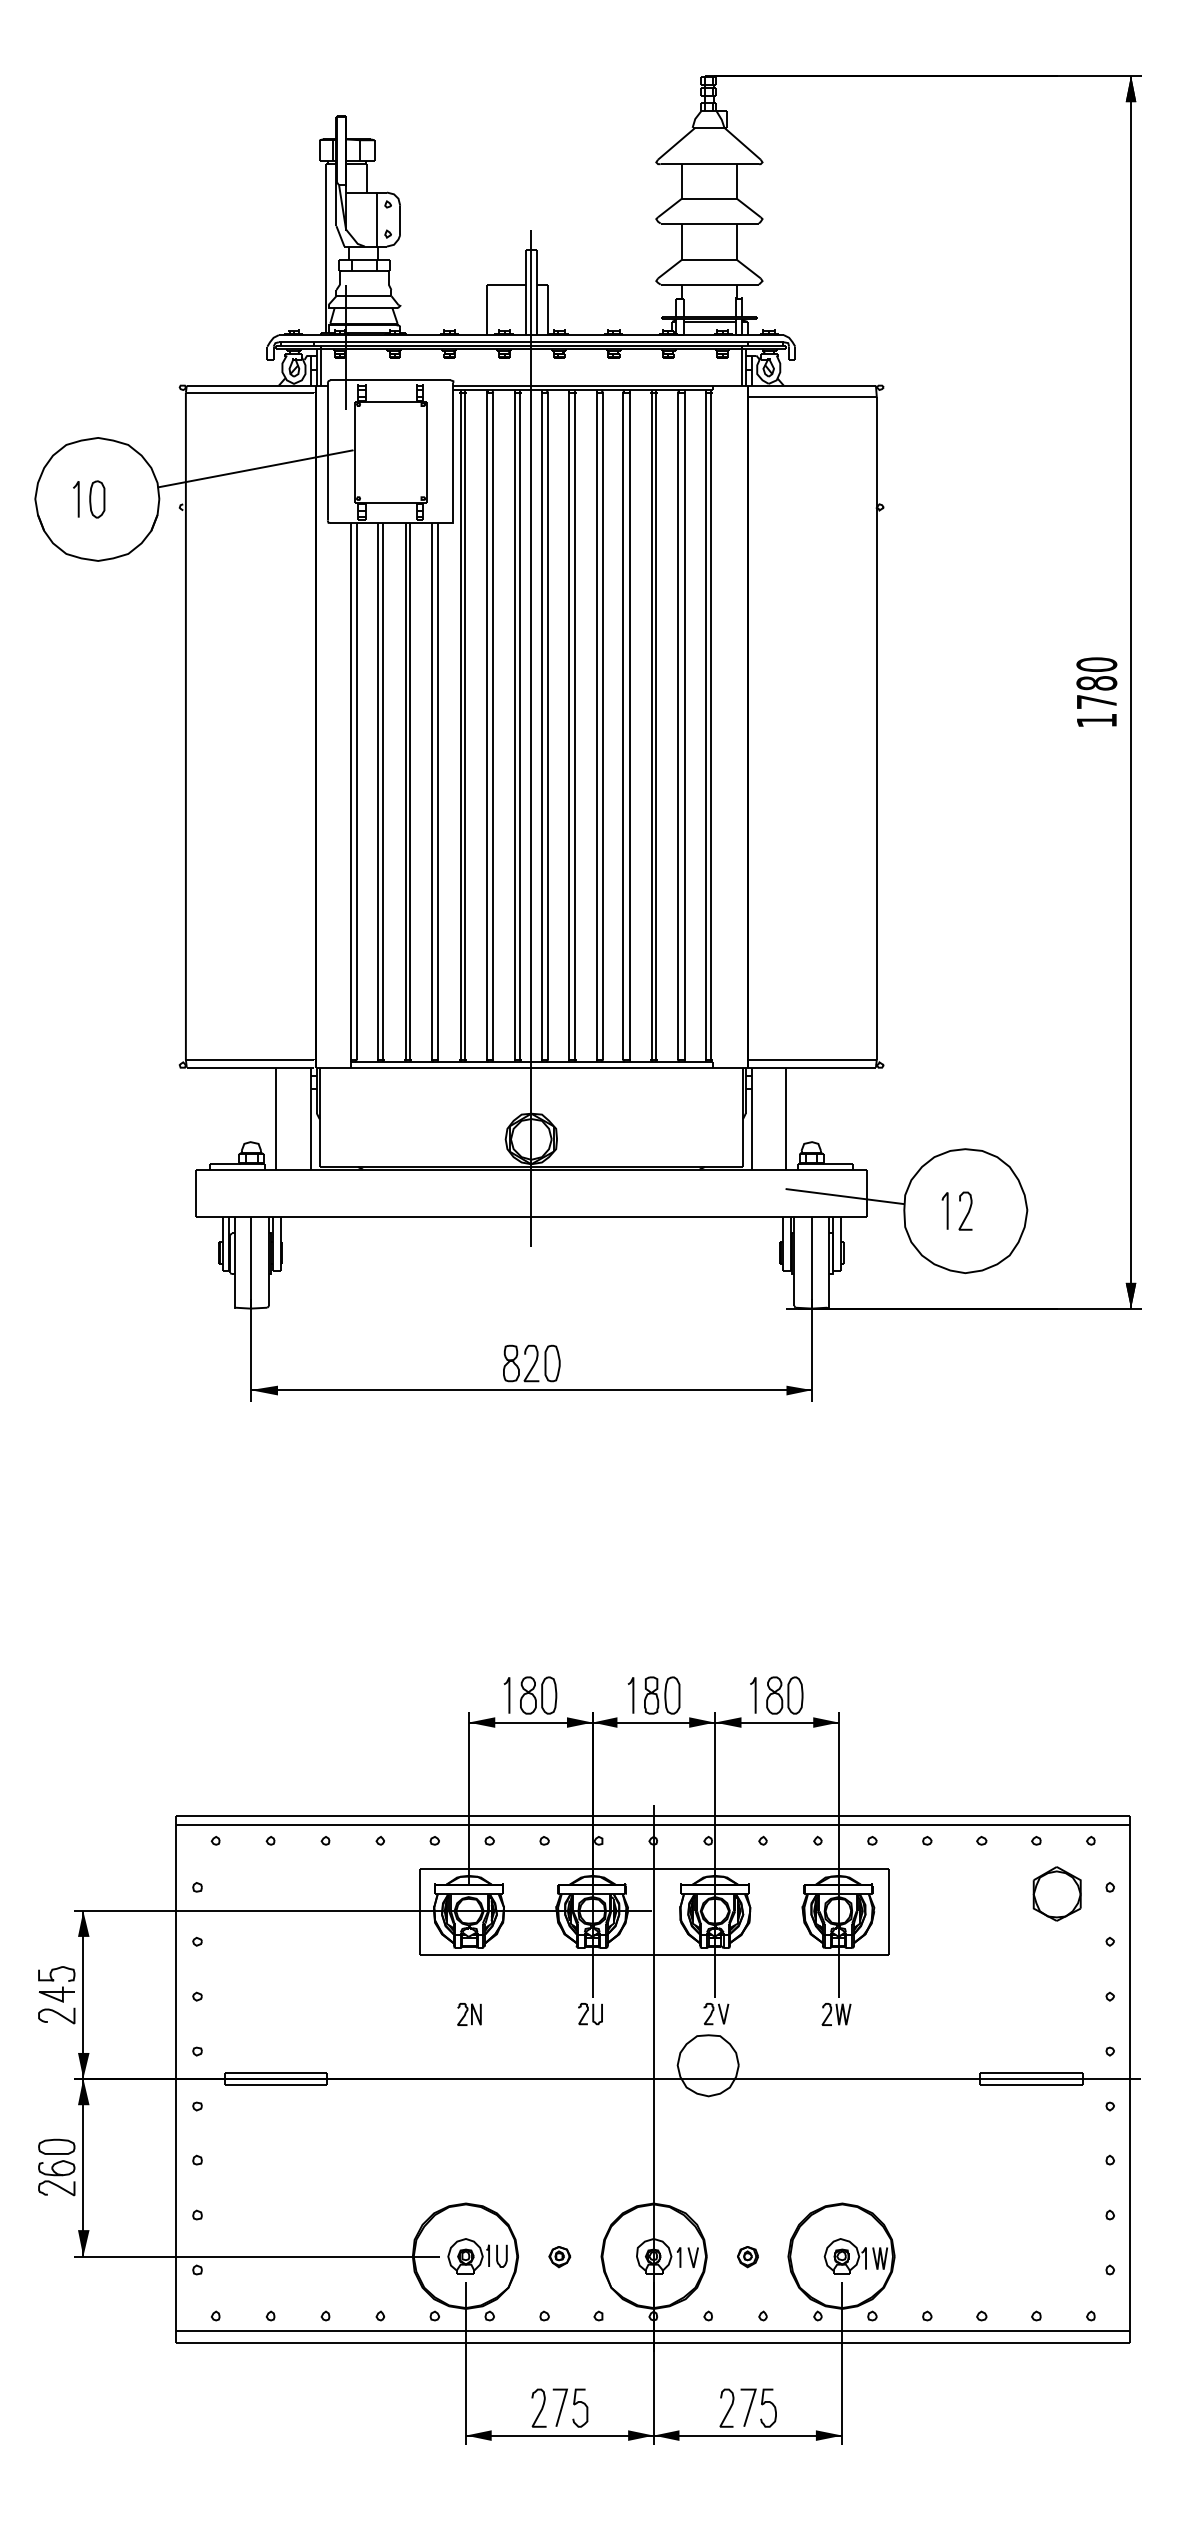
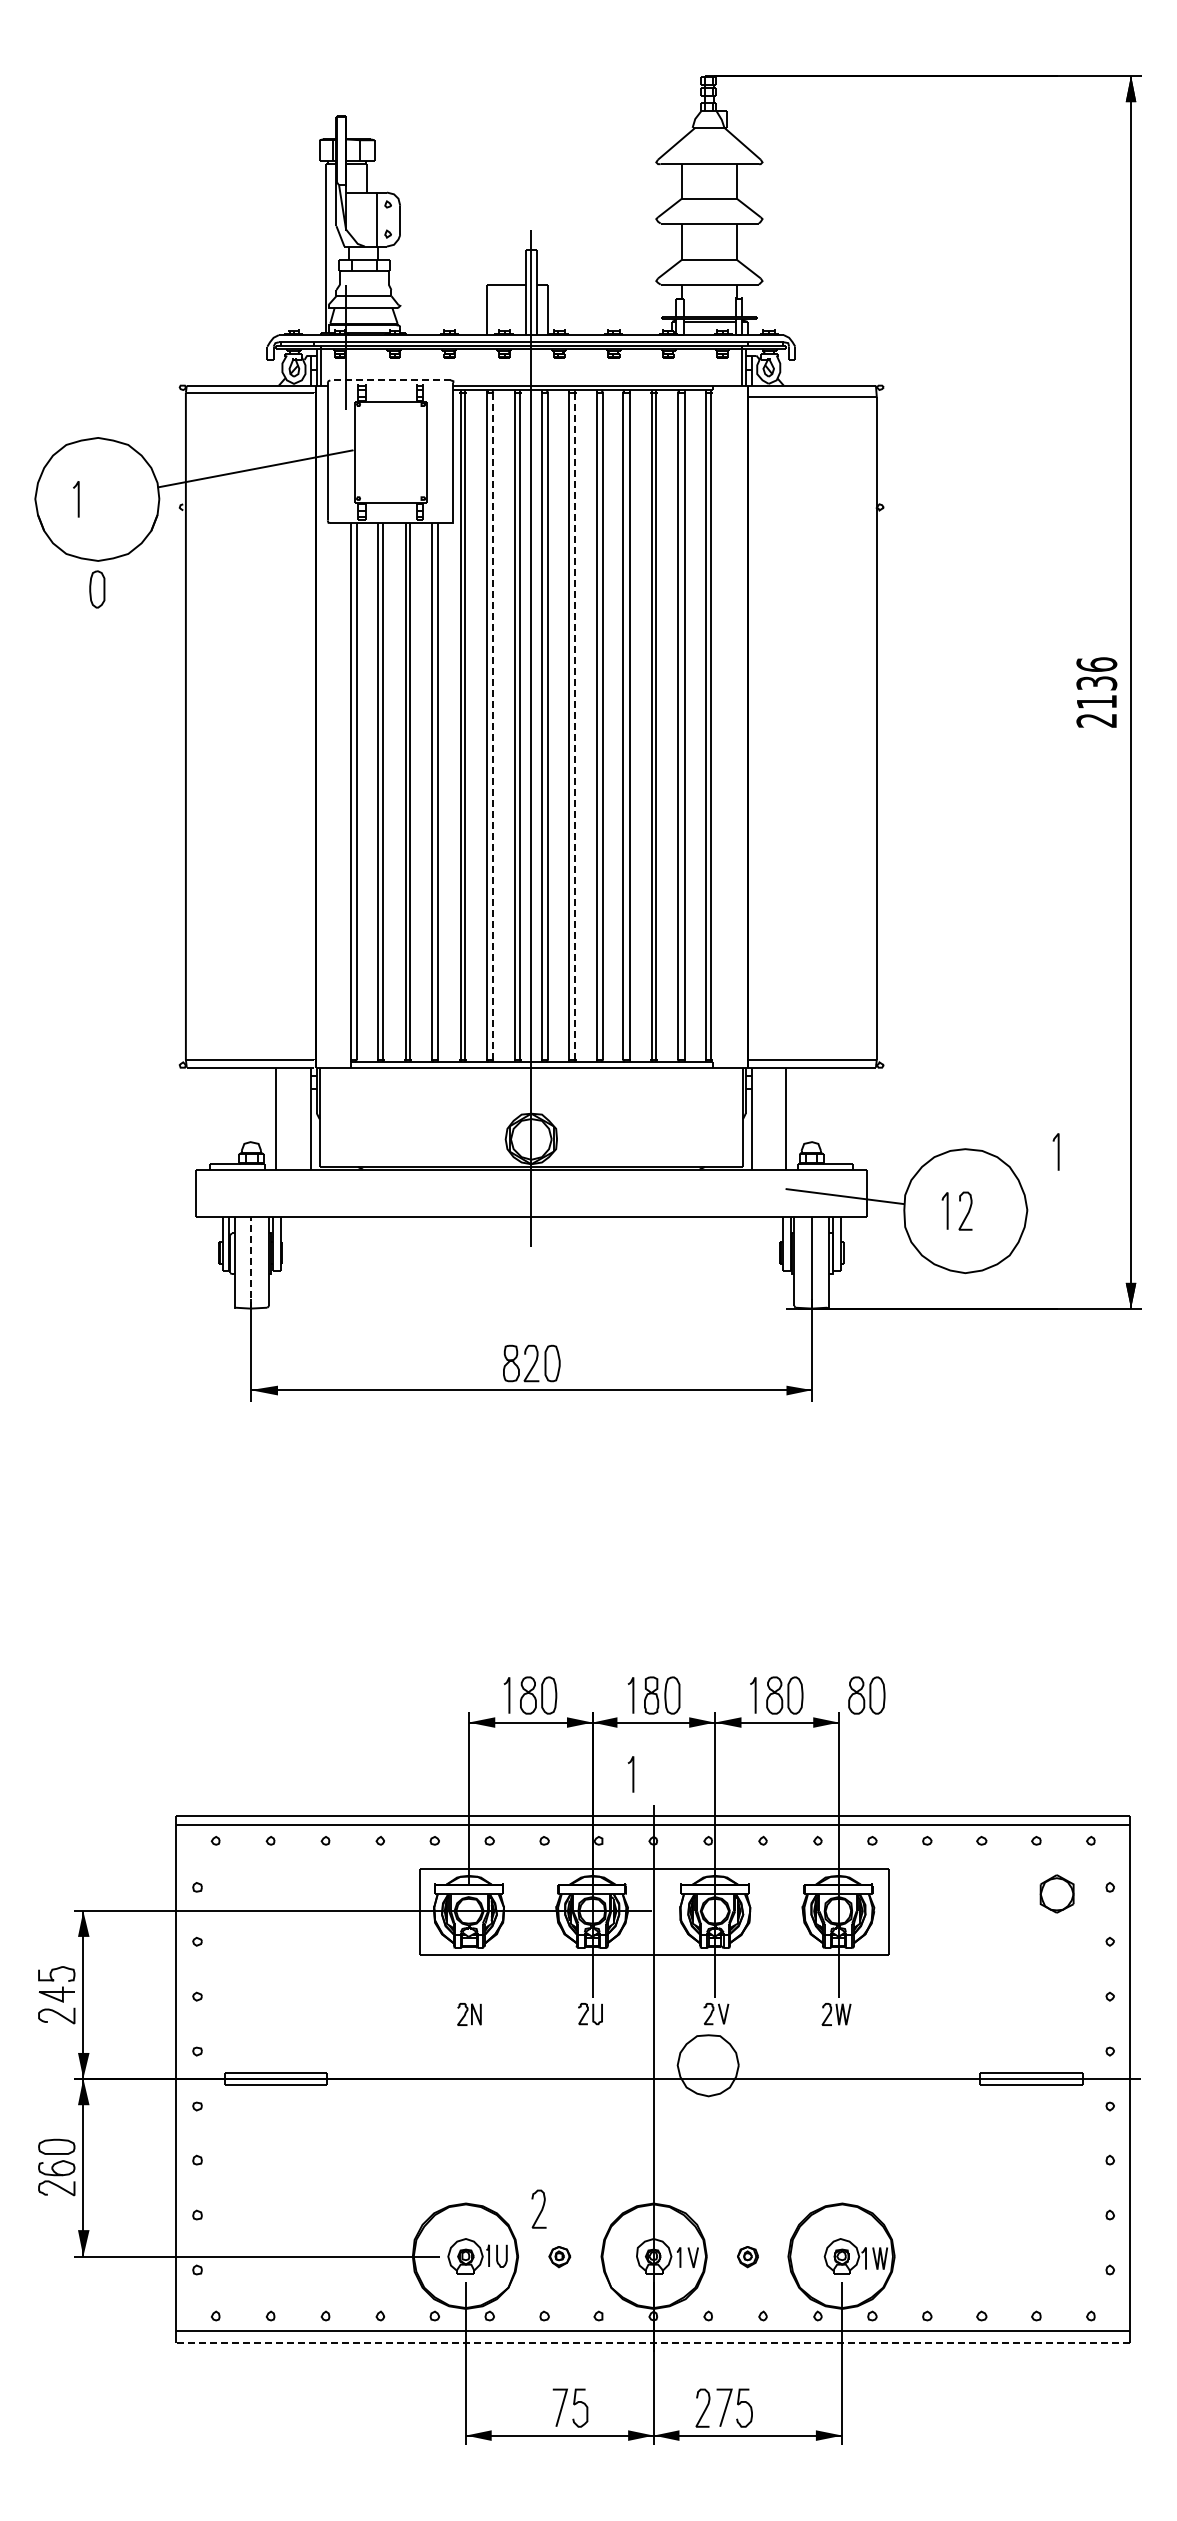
line: solid -> dashed (390, 380)
part position: (97, 499) -> (97, 589) (97, 589)
text: 1780 -> 2136 (1096, 692)
line: solid -> dashed (493, 726)
line: solid -> dashed (574, 726)
line: none -> present (1057, 1151)
line: solid -> dashed (250, 1262)
part: none -> present (866, 1695)
line: none -> present (632, 1774)
part size: 50x56 px -> 36x40 px (1056, 1893)
line: solid -> dashed (653, 2342)
part position: (747, 2407) -> (723, 2407) (723, 2407)
curve position: (540, 2409) -> (540, 2210) (540, 2210)
